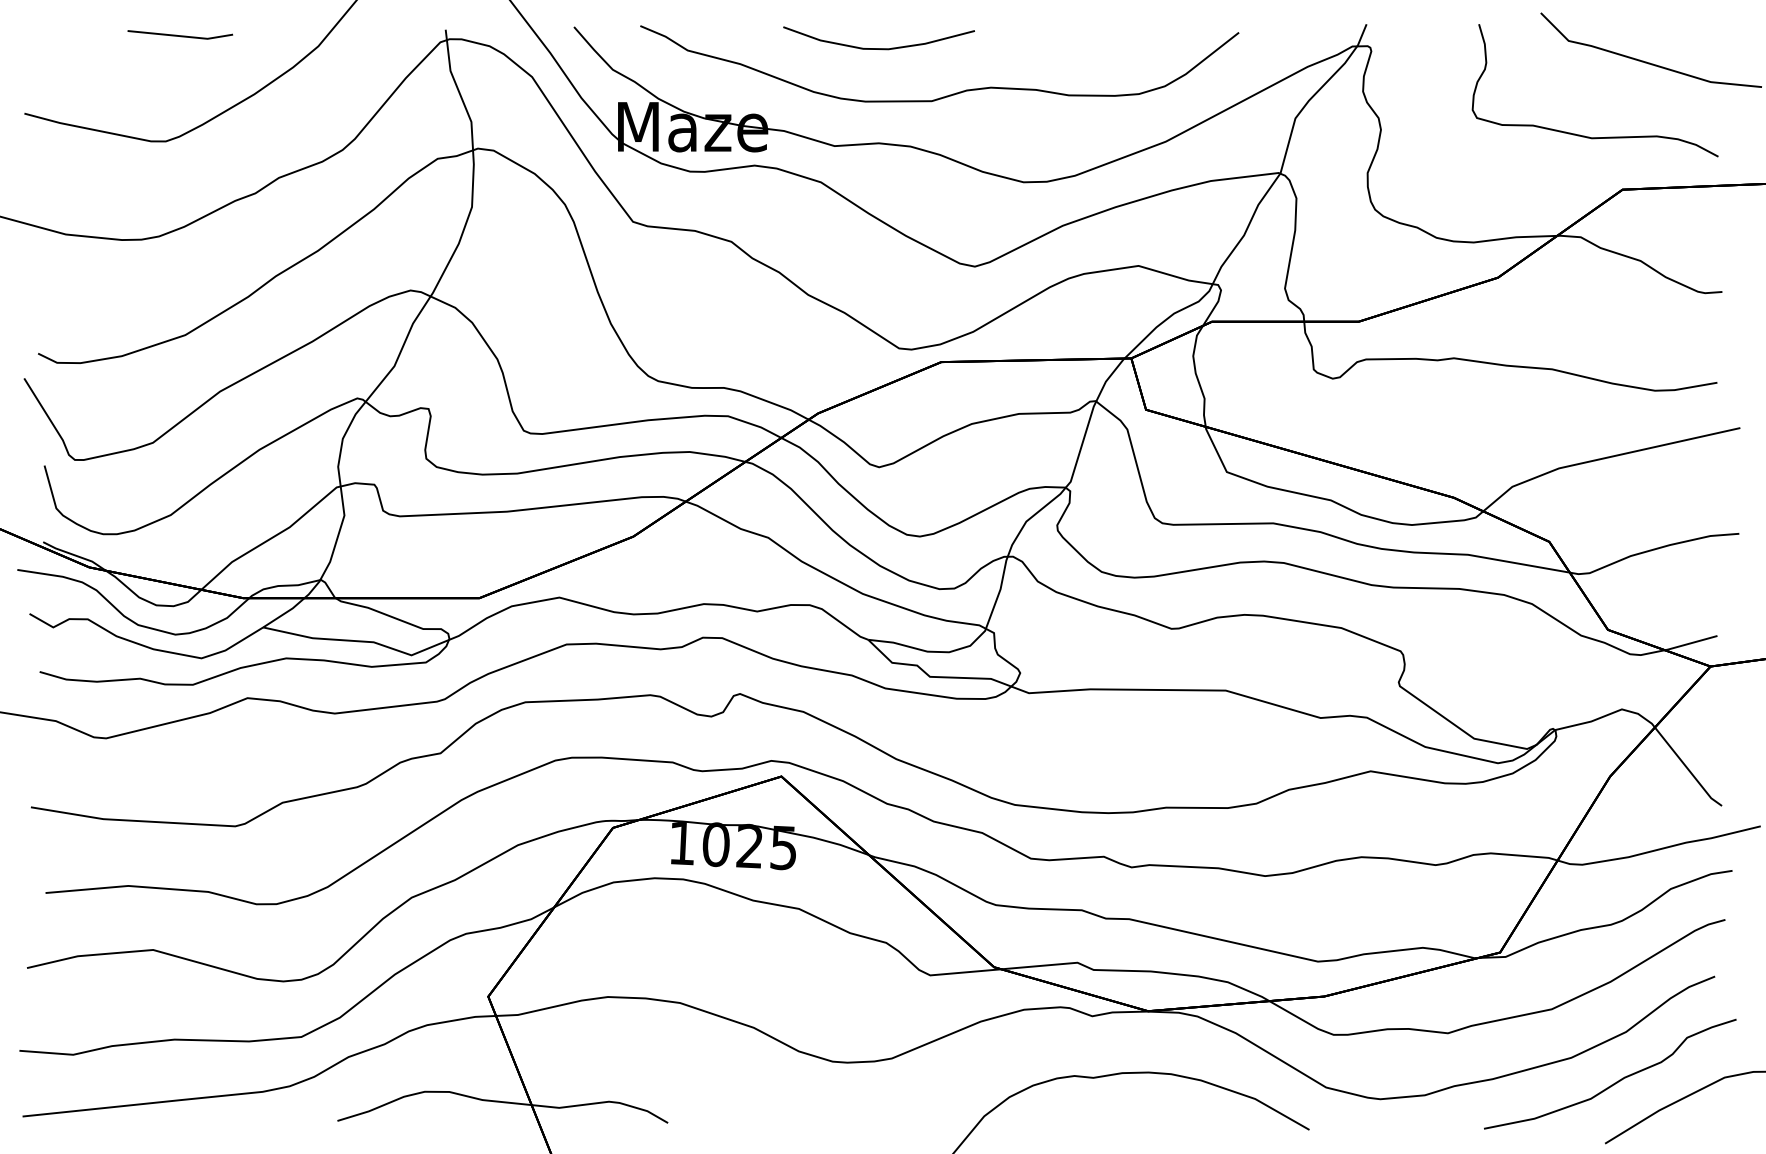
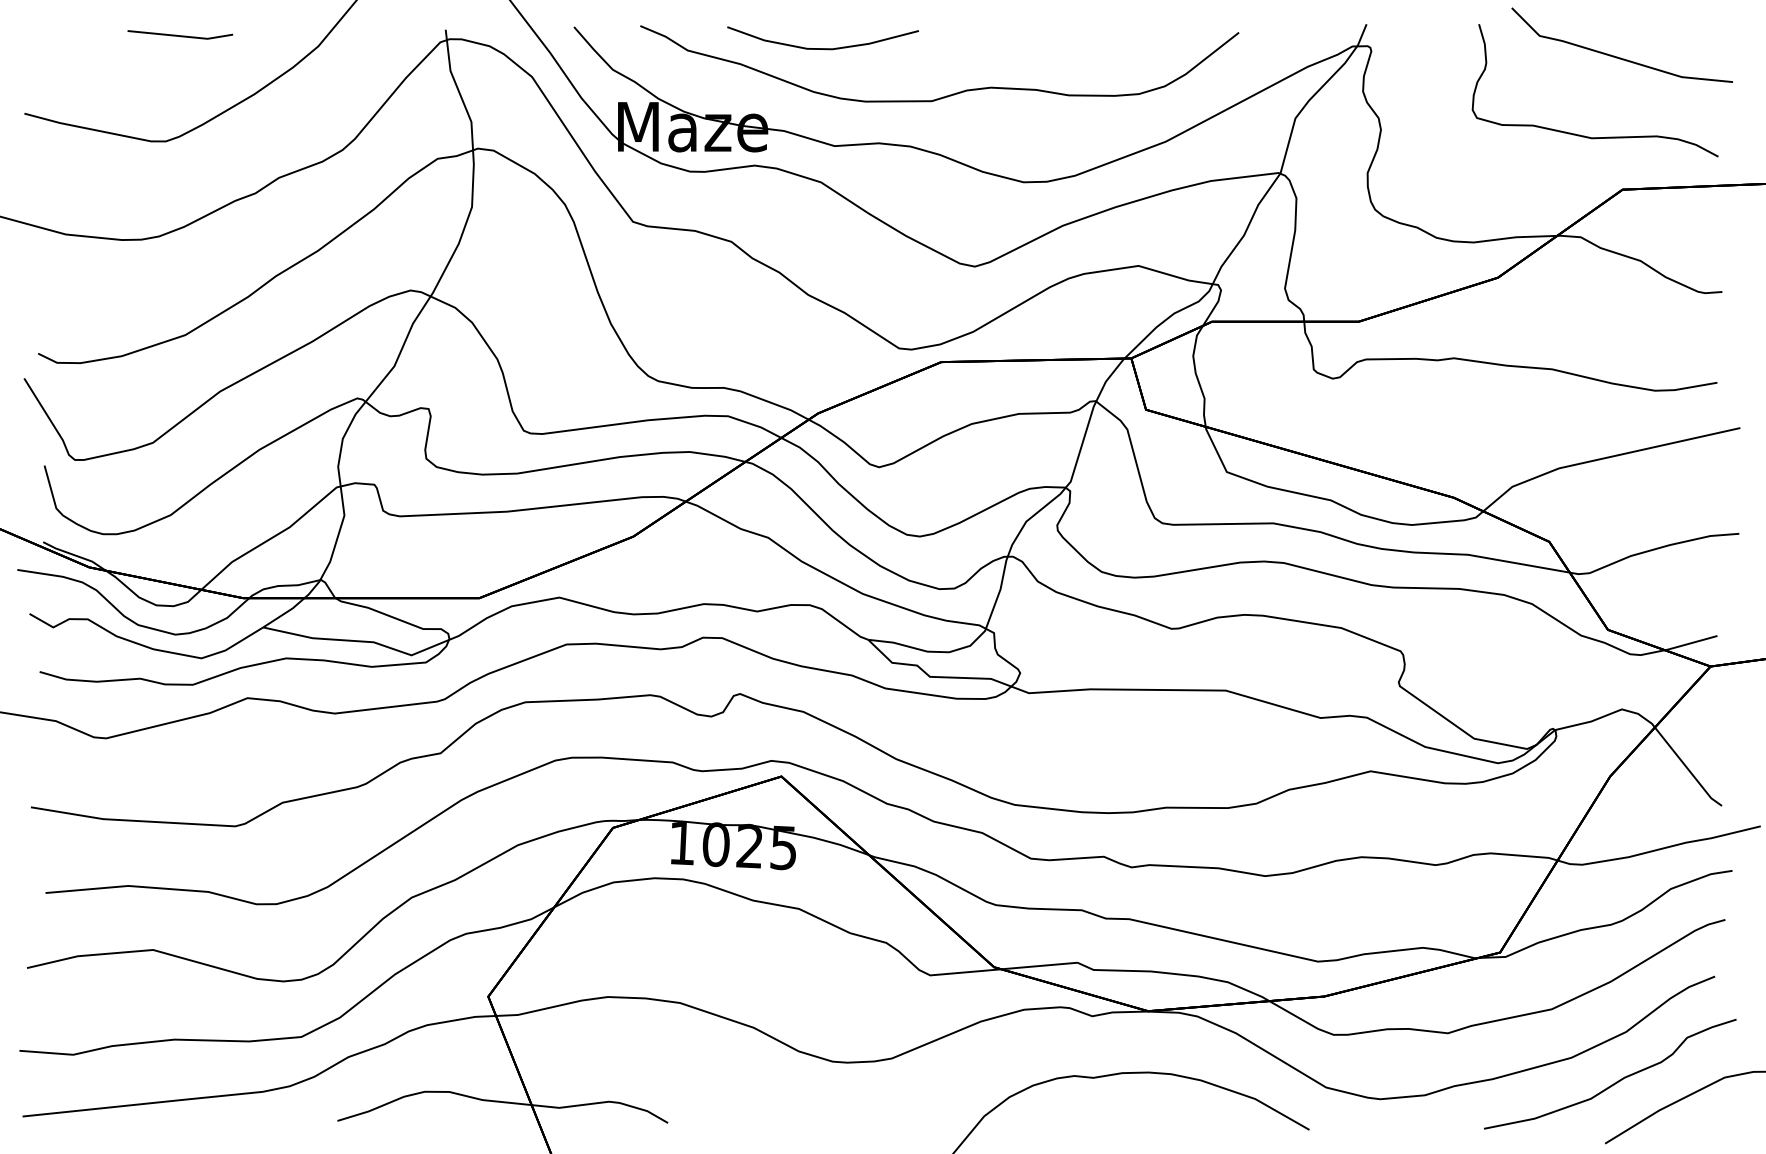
curve position: (878, 48) -> (822, 48) (822, 48)
line position: (1646, 61) -> (1617, 56) (1617, 56)
